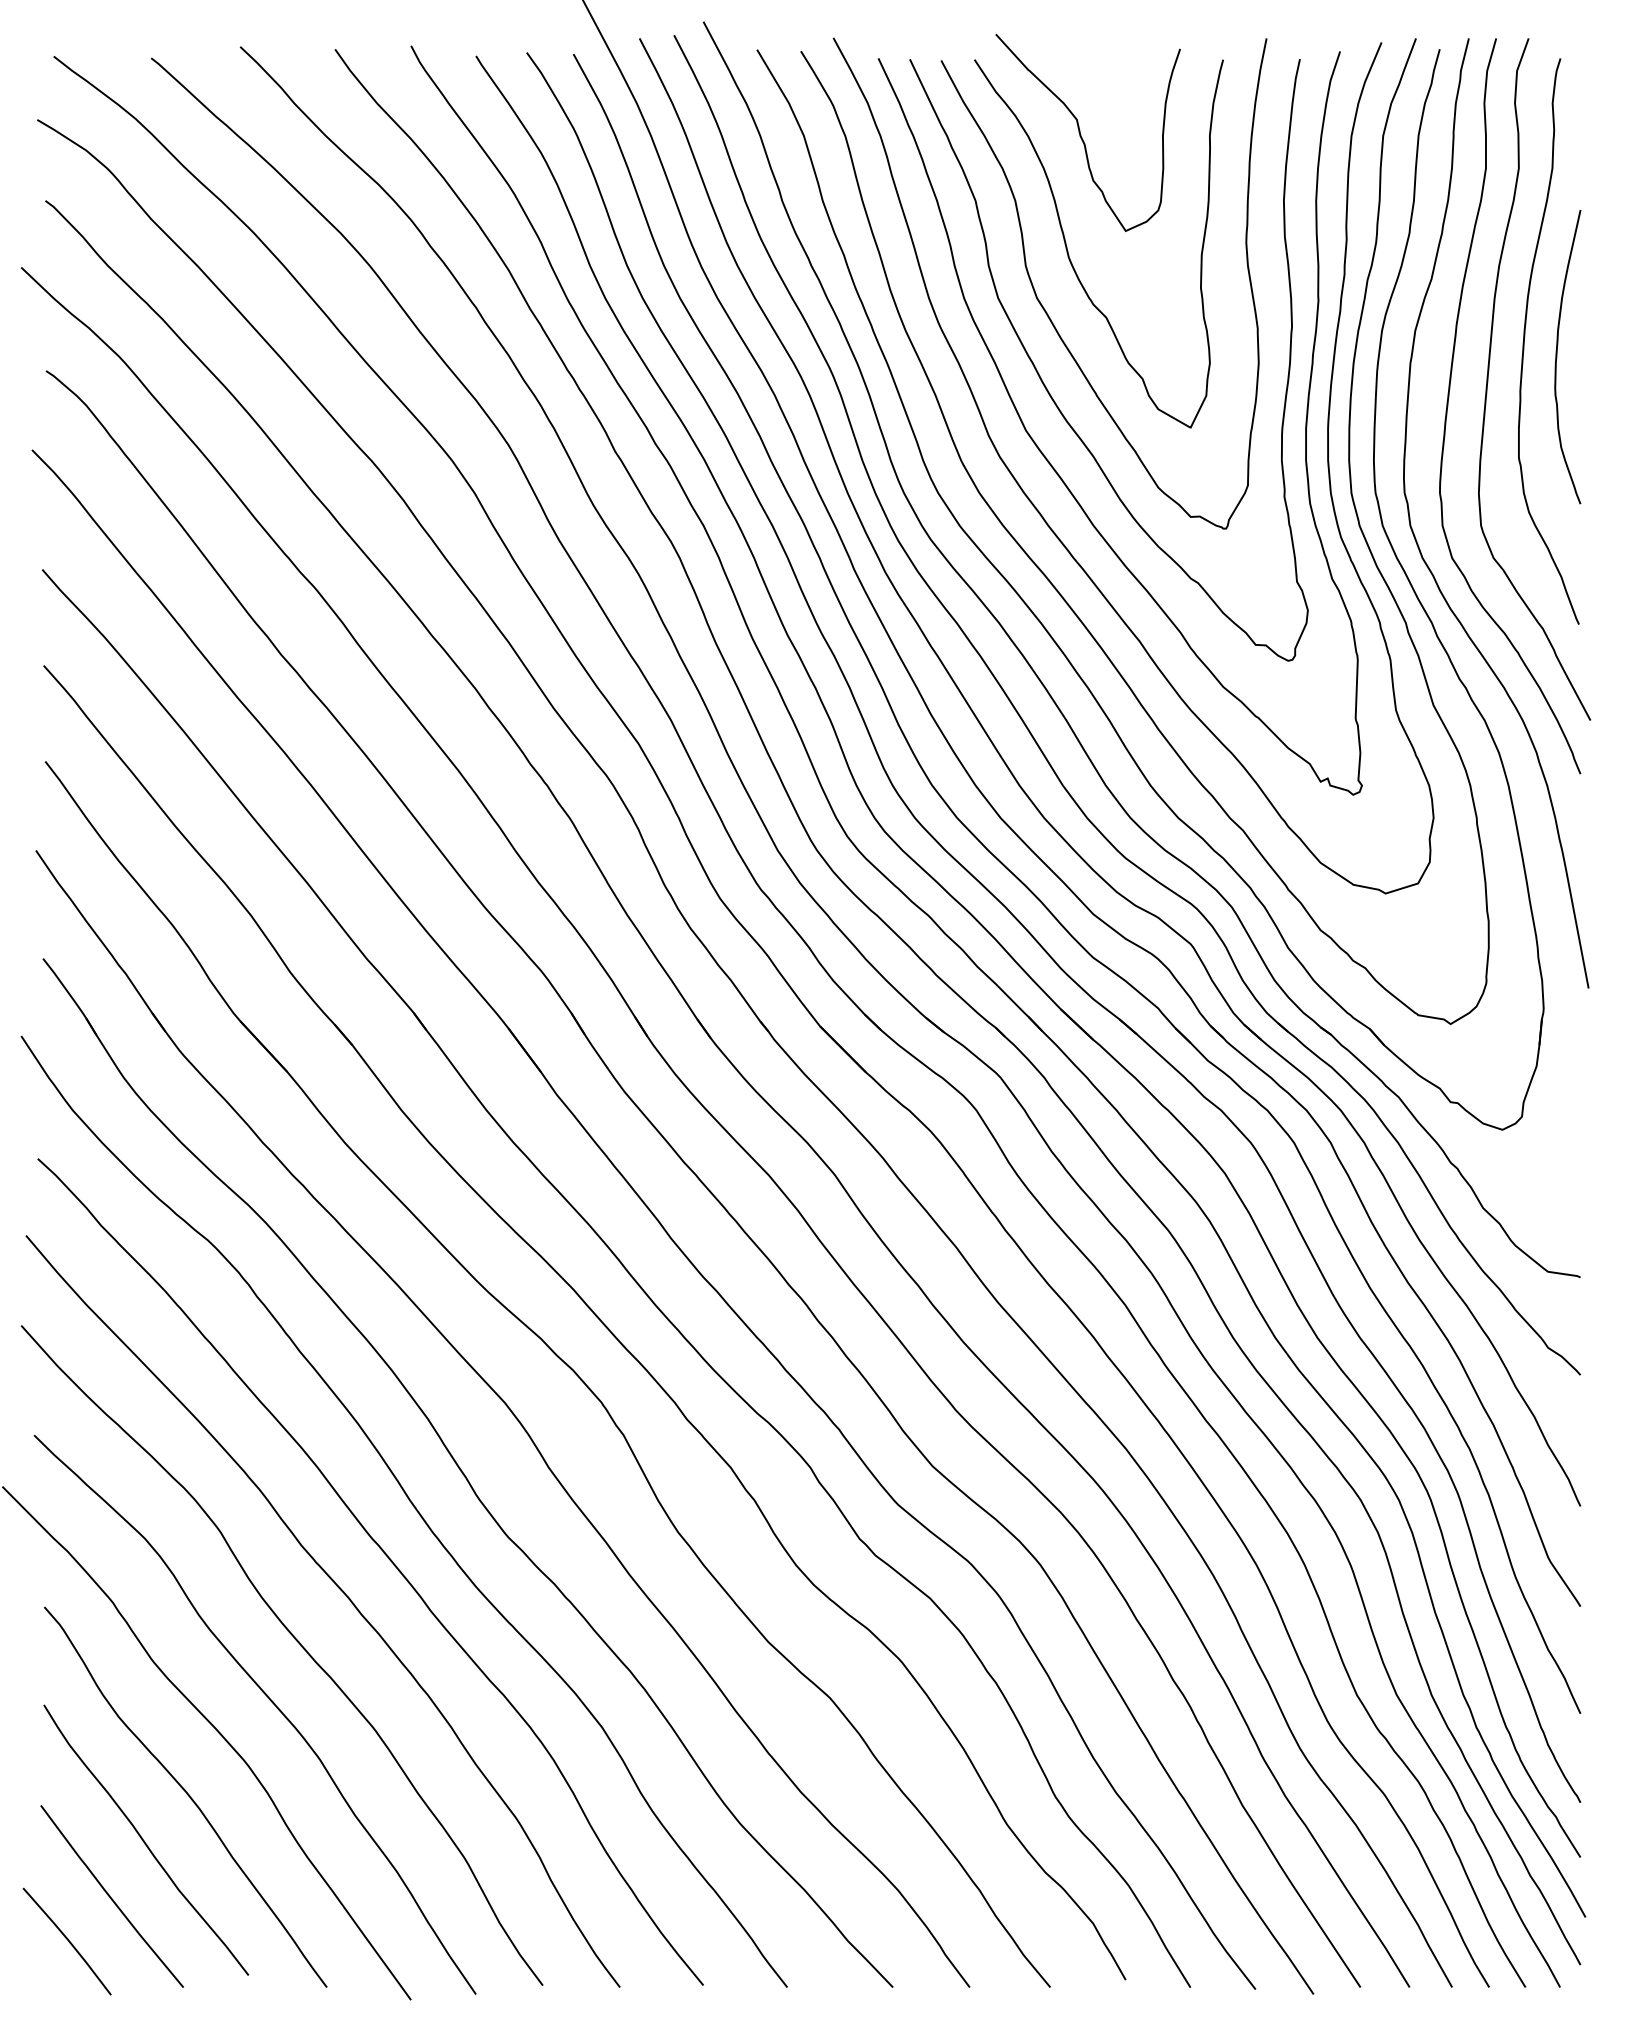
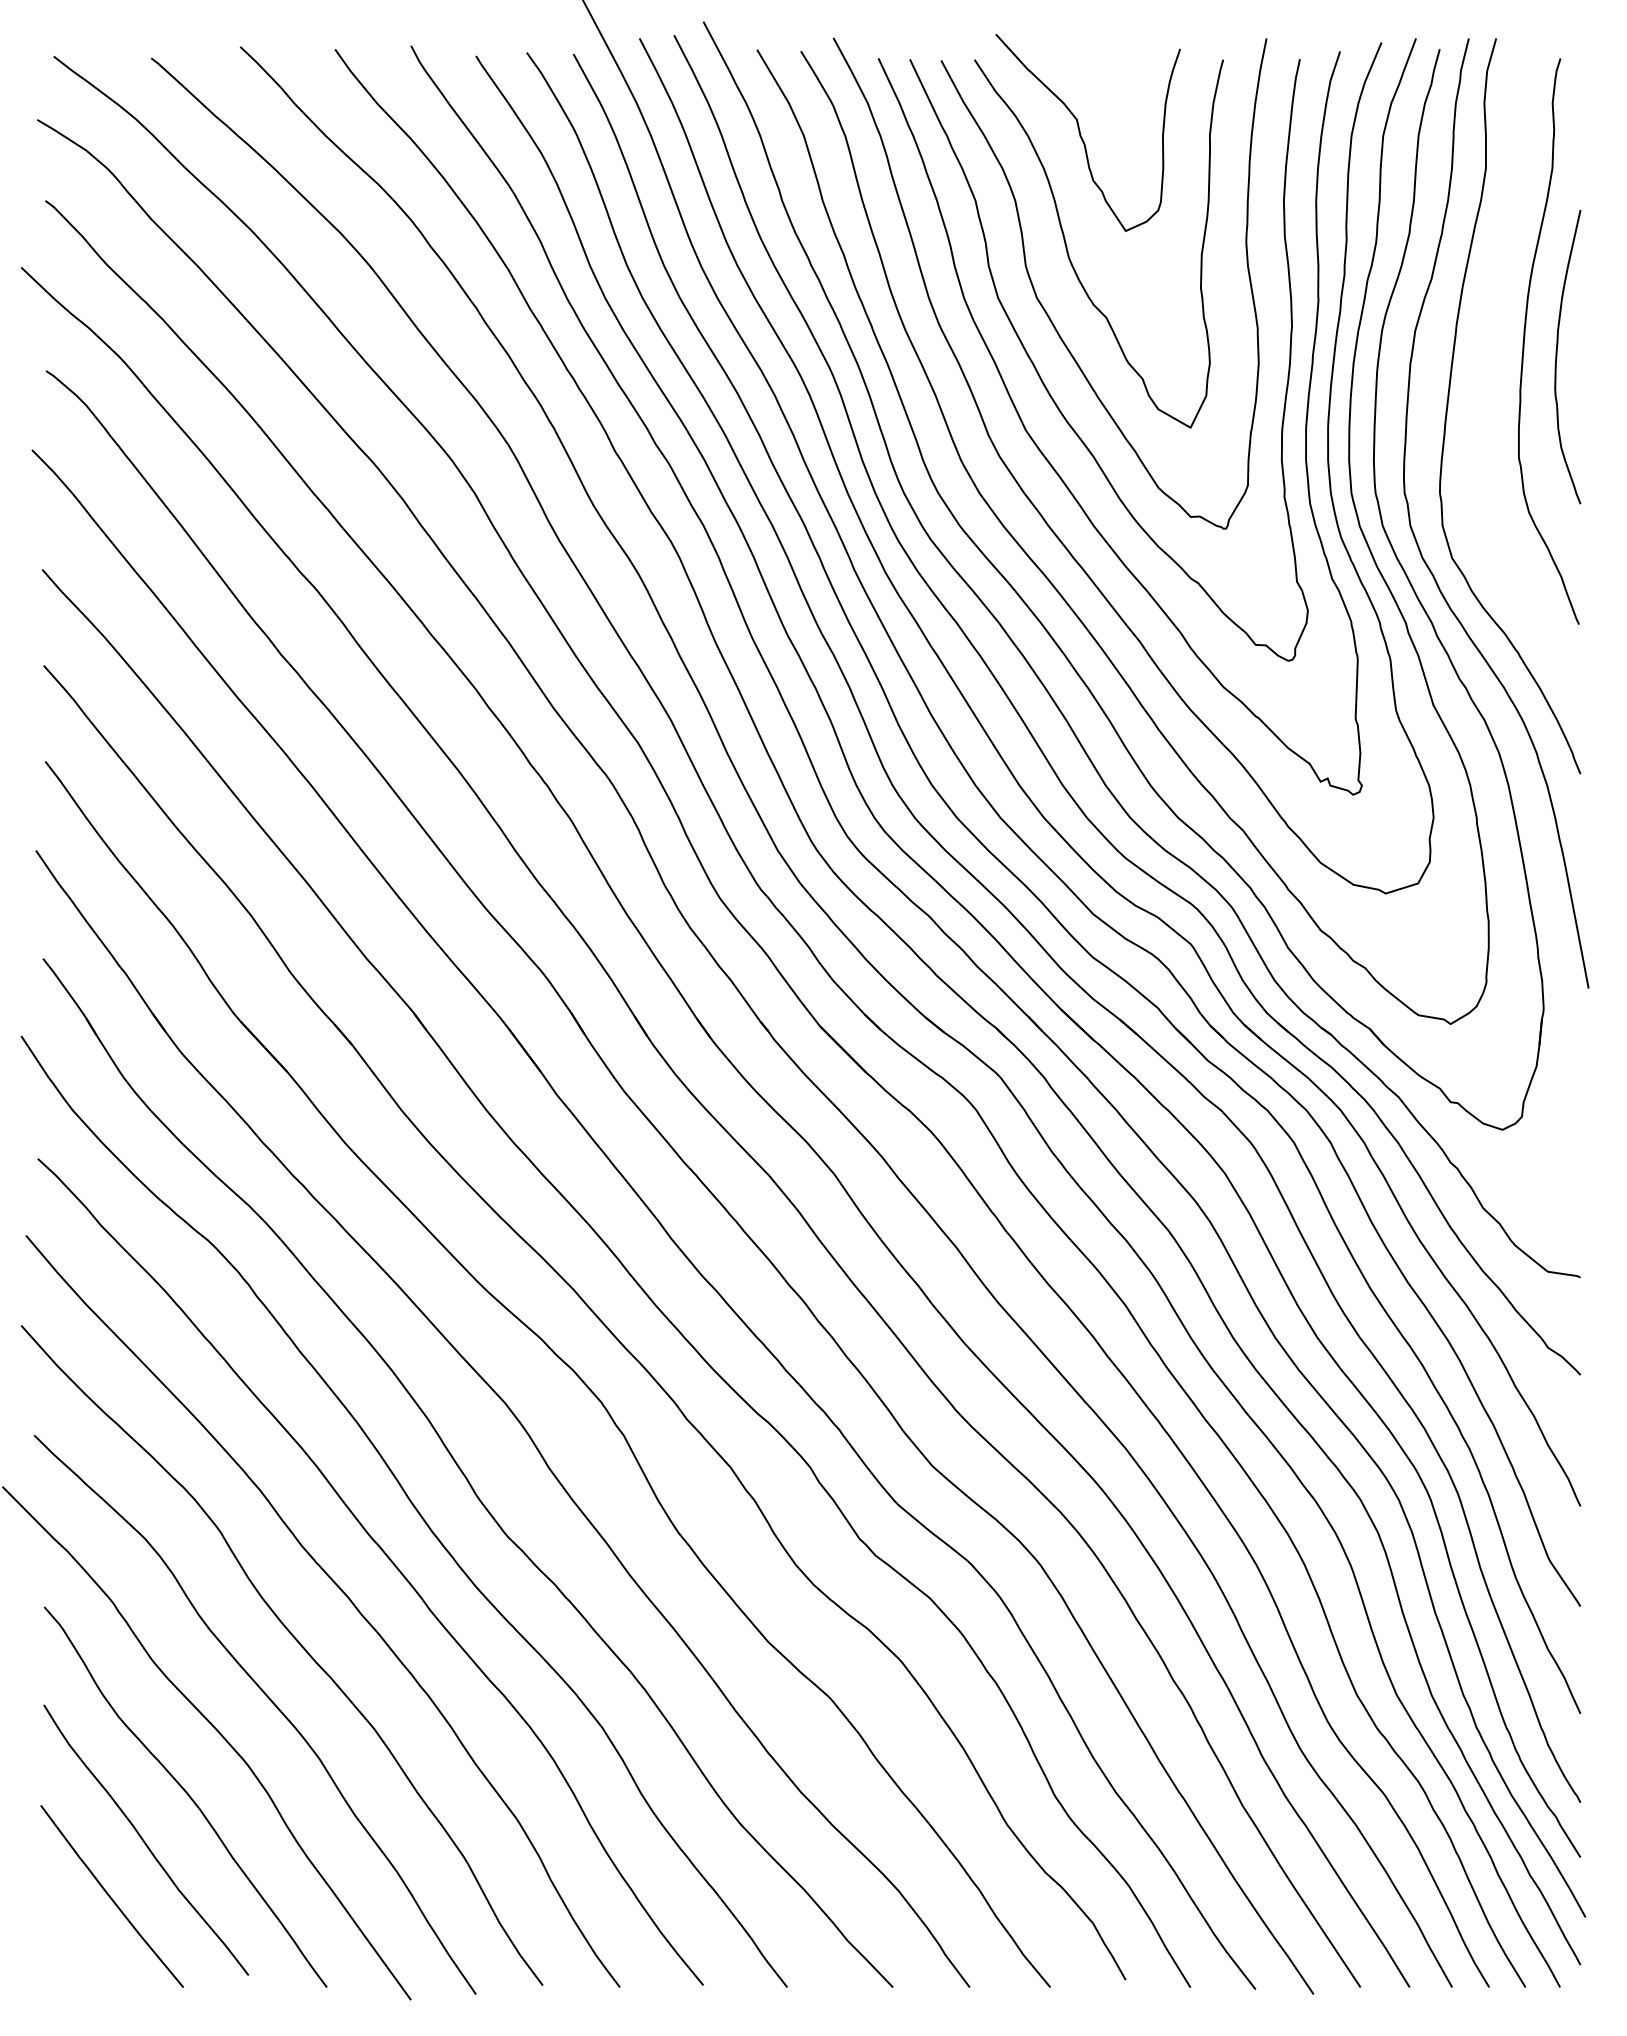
curve: present -> none (1489, 371)
line: present -> none (67, 1940)
